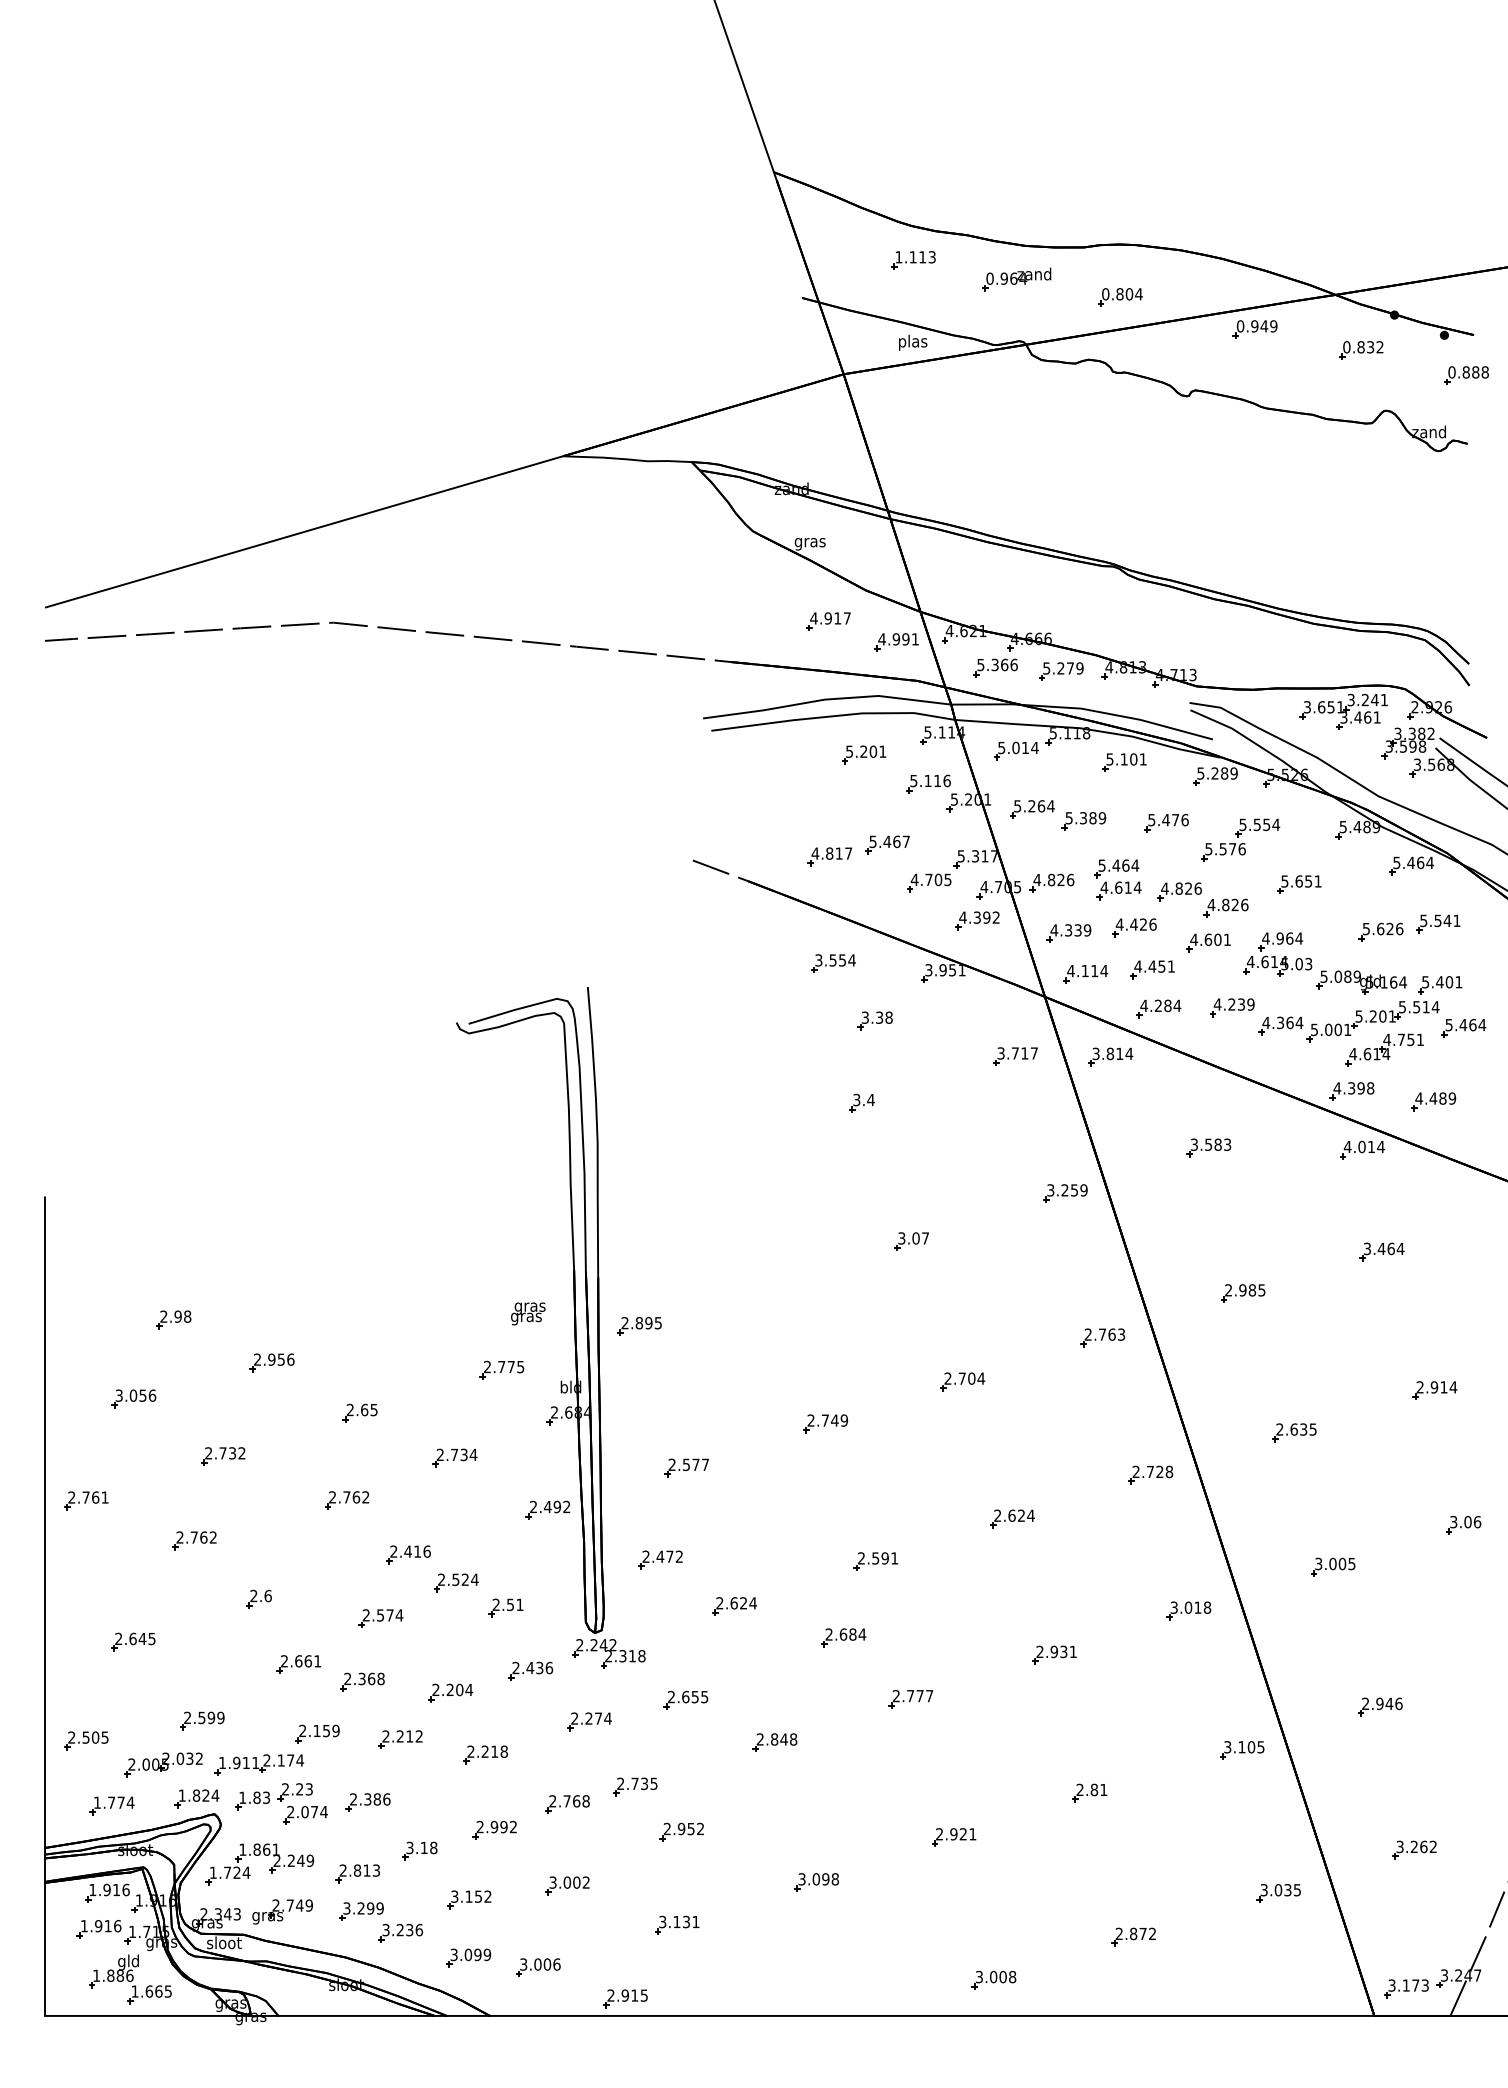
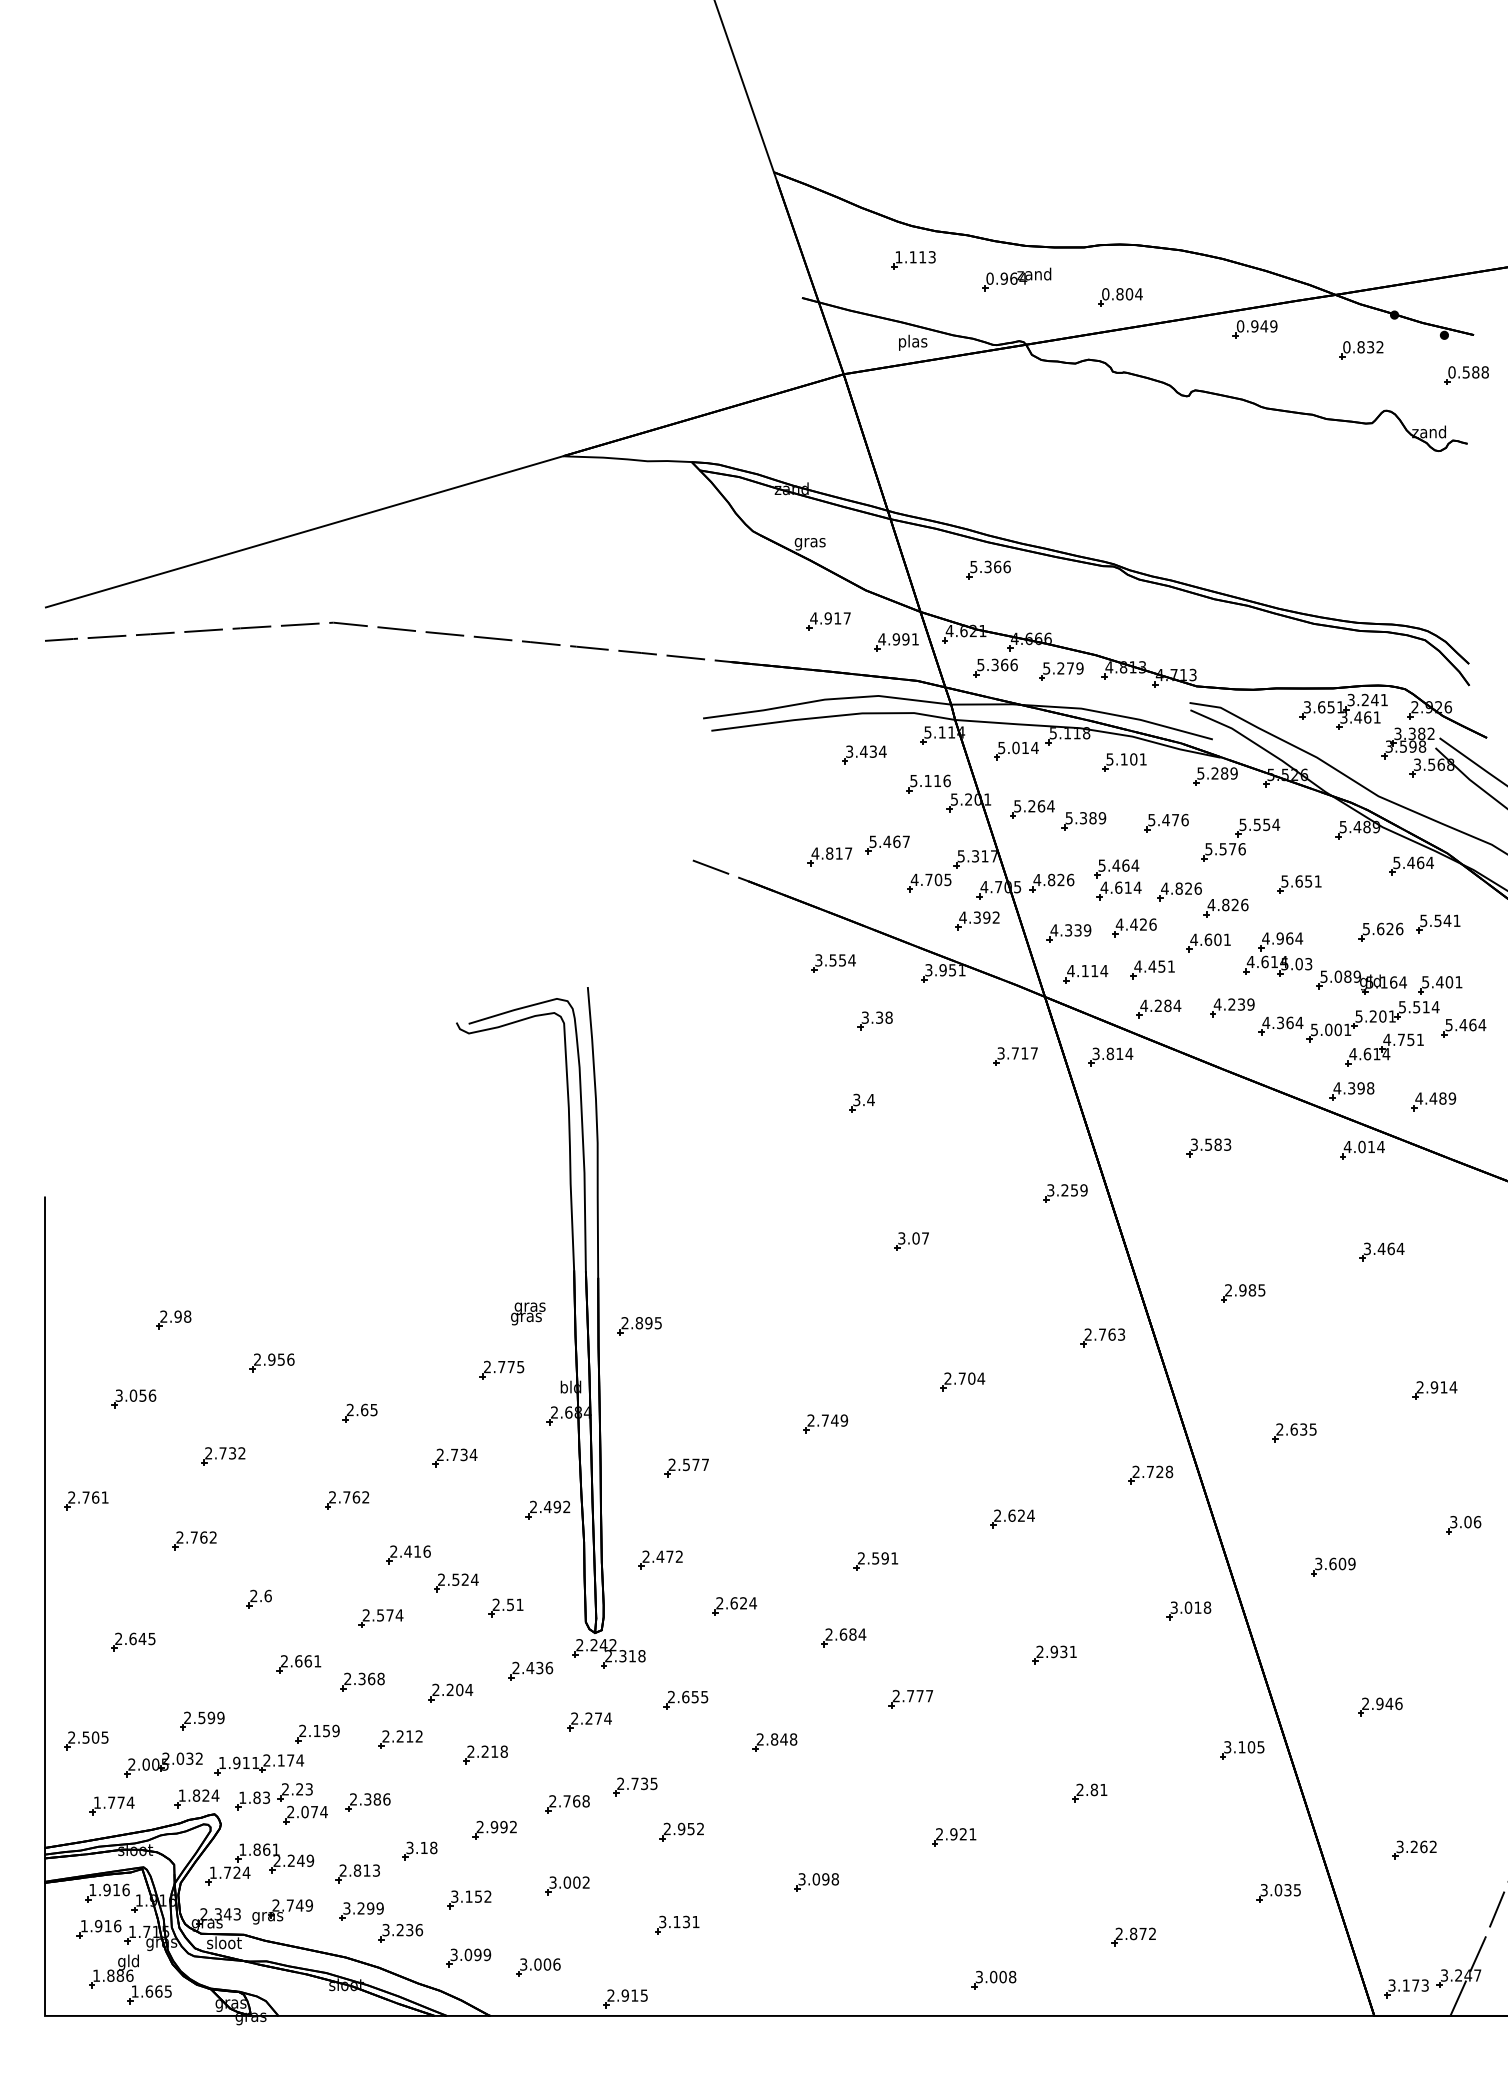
text: 0.888 -> 0.588 (1465, 372)
part: none -> present (988, 569)
text: 5.201 -> 3.434 (866, 751)
text: 3.005 -> 3.609 (1342, 1563)
